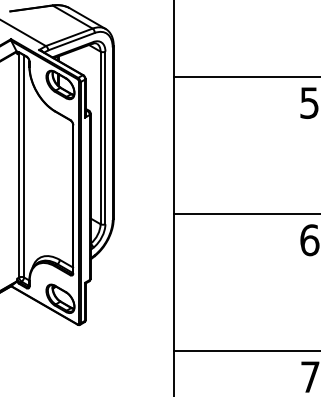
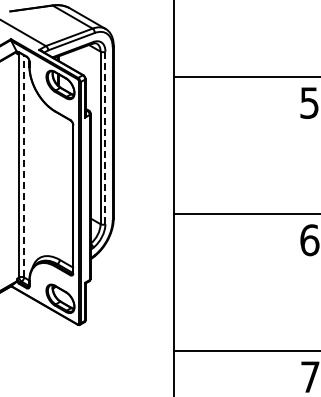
line: solid -> dashed (105, 137)
line: solid -> dashed (24, 165)
